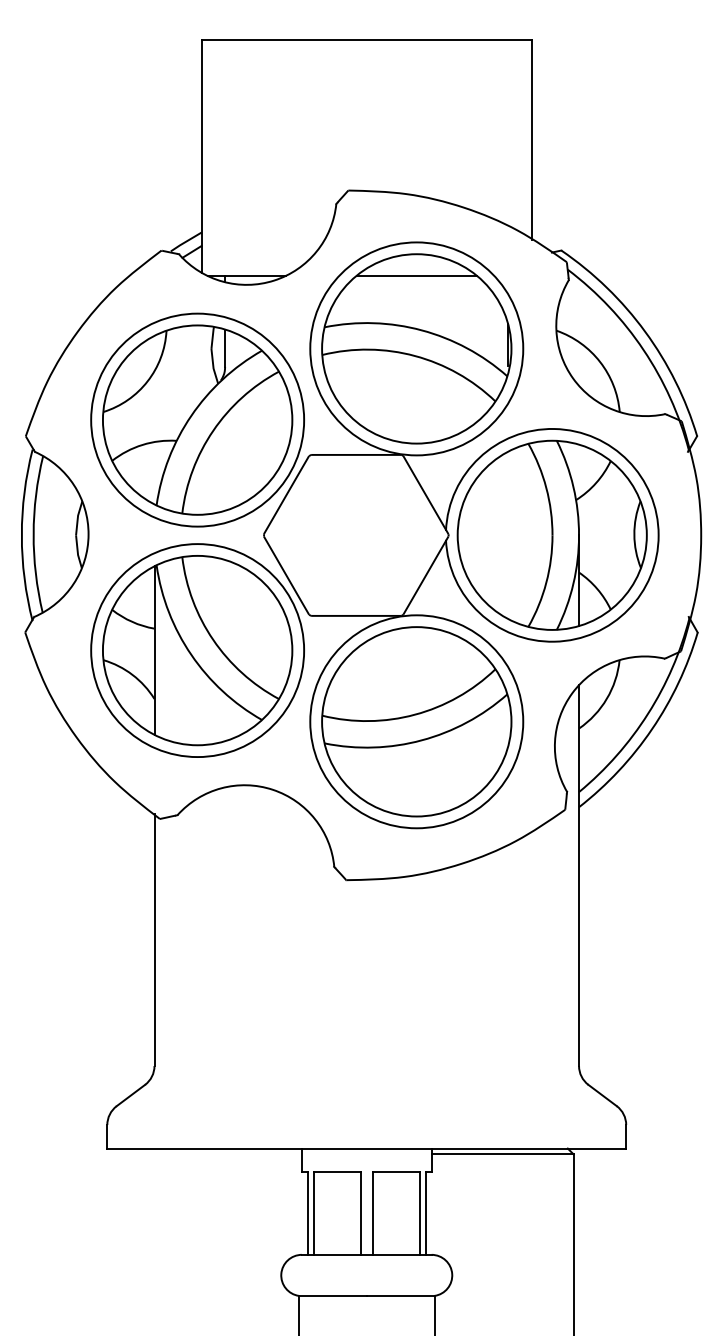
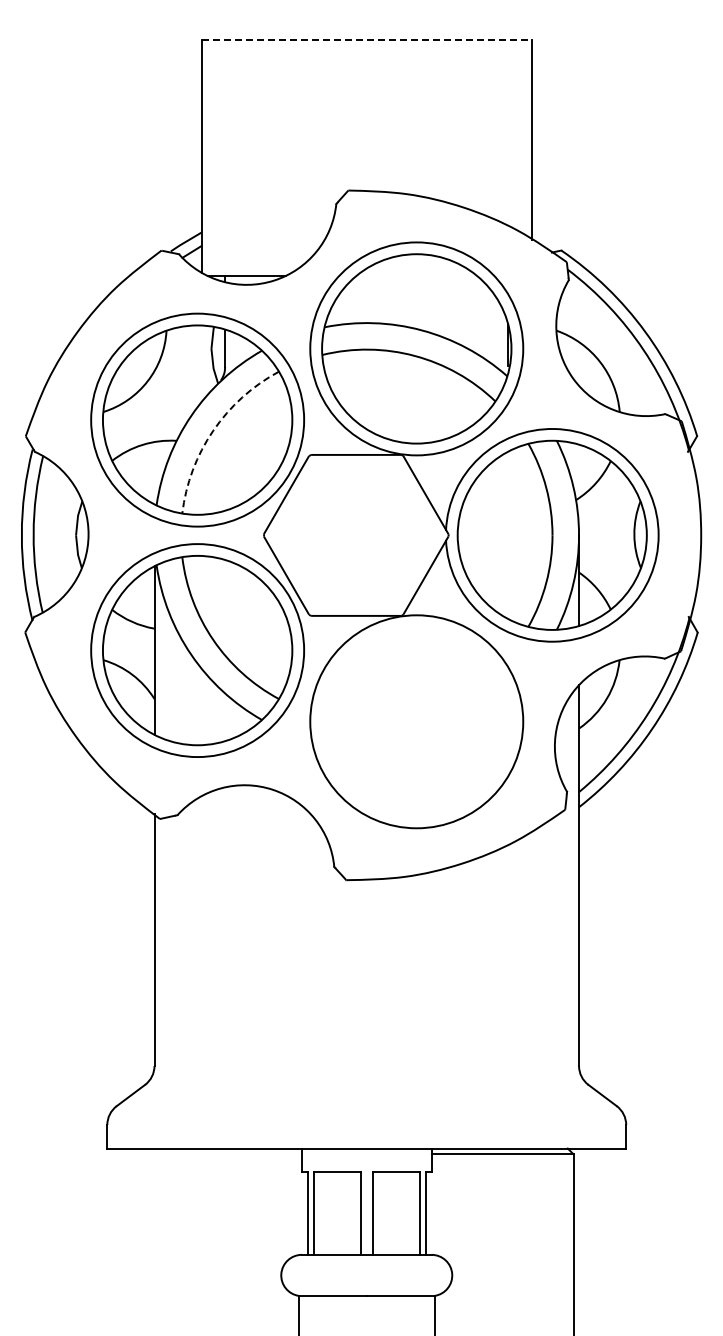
line: solid -> dashed (367, 40)
line: present -> none (416, 275)
arc: solid -> dashed (213, 430)
part: present -> none (416, 721)
